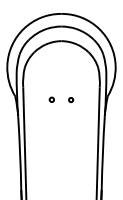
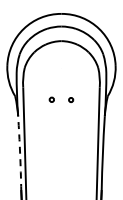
arc: solid -> dashed (20, 153)
